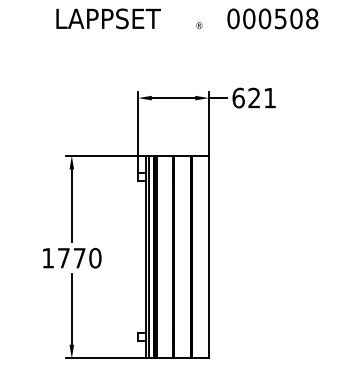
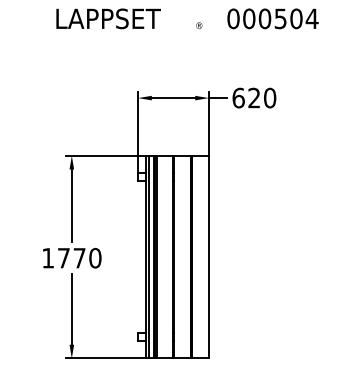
text: 000508 -> 000504 (311, 18)
text: 621 -> 620 (270, 97)
